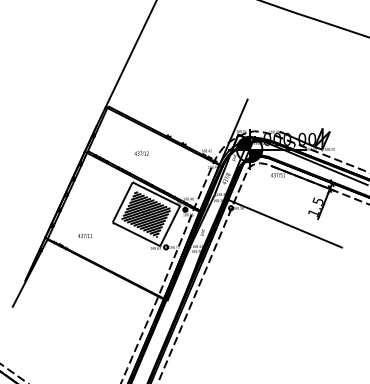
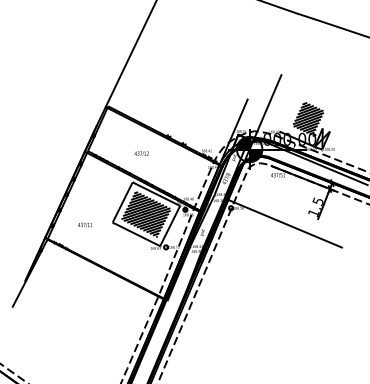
line: none -> present (267, 106)
hatch: none -> present (308, 118)
text position: (84, 235) -> (84, 224) (84, 224)
